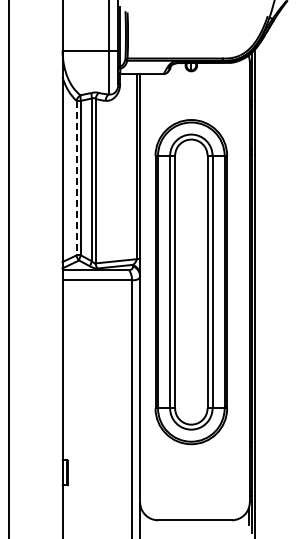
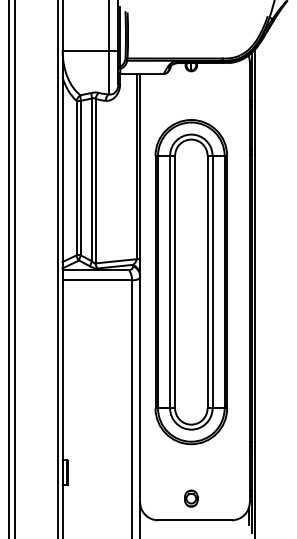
line: dashed -> solid (76, 178)
line: none -> present (14, 268)
line: none -> present (58, 268)
part: none -> present (191, 498)
